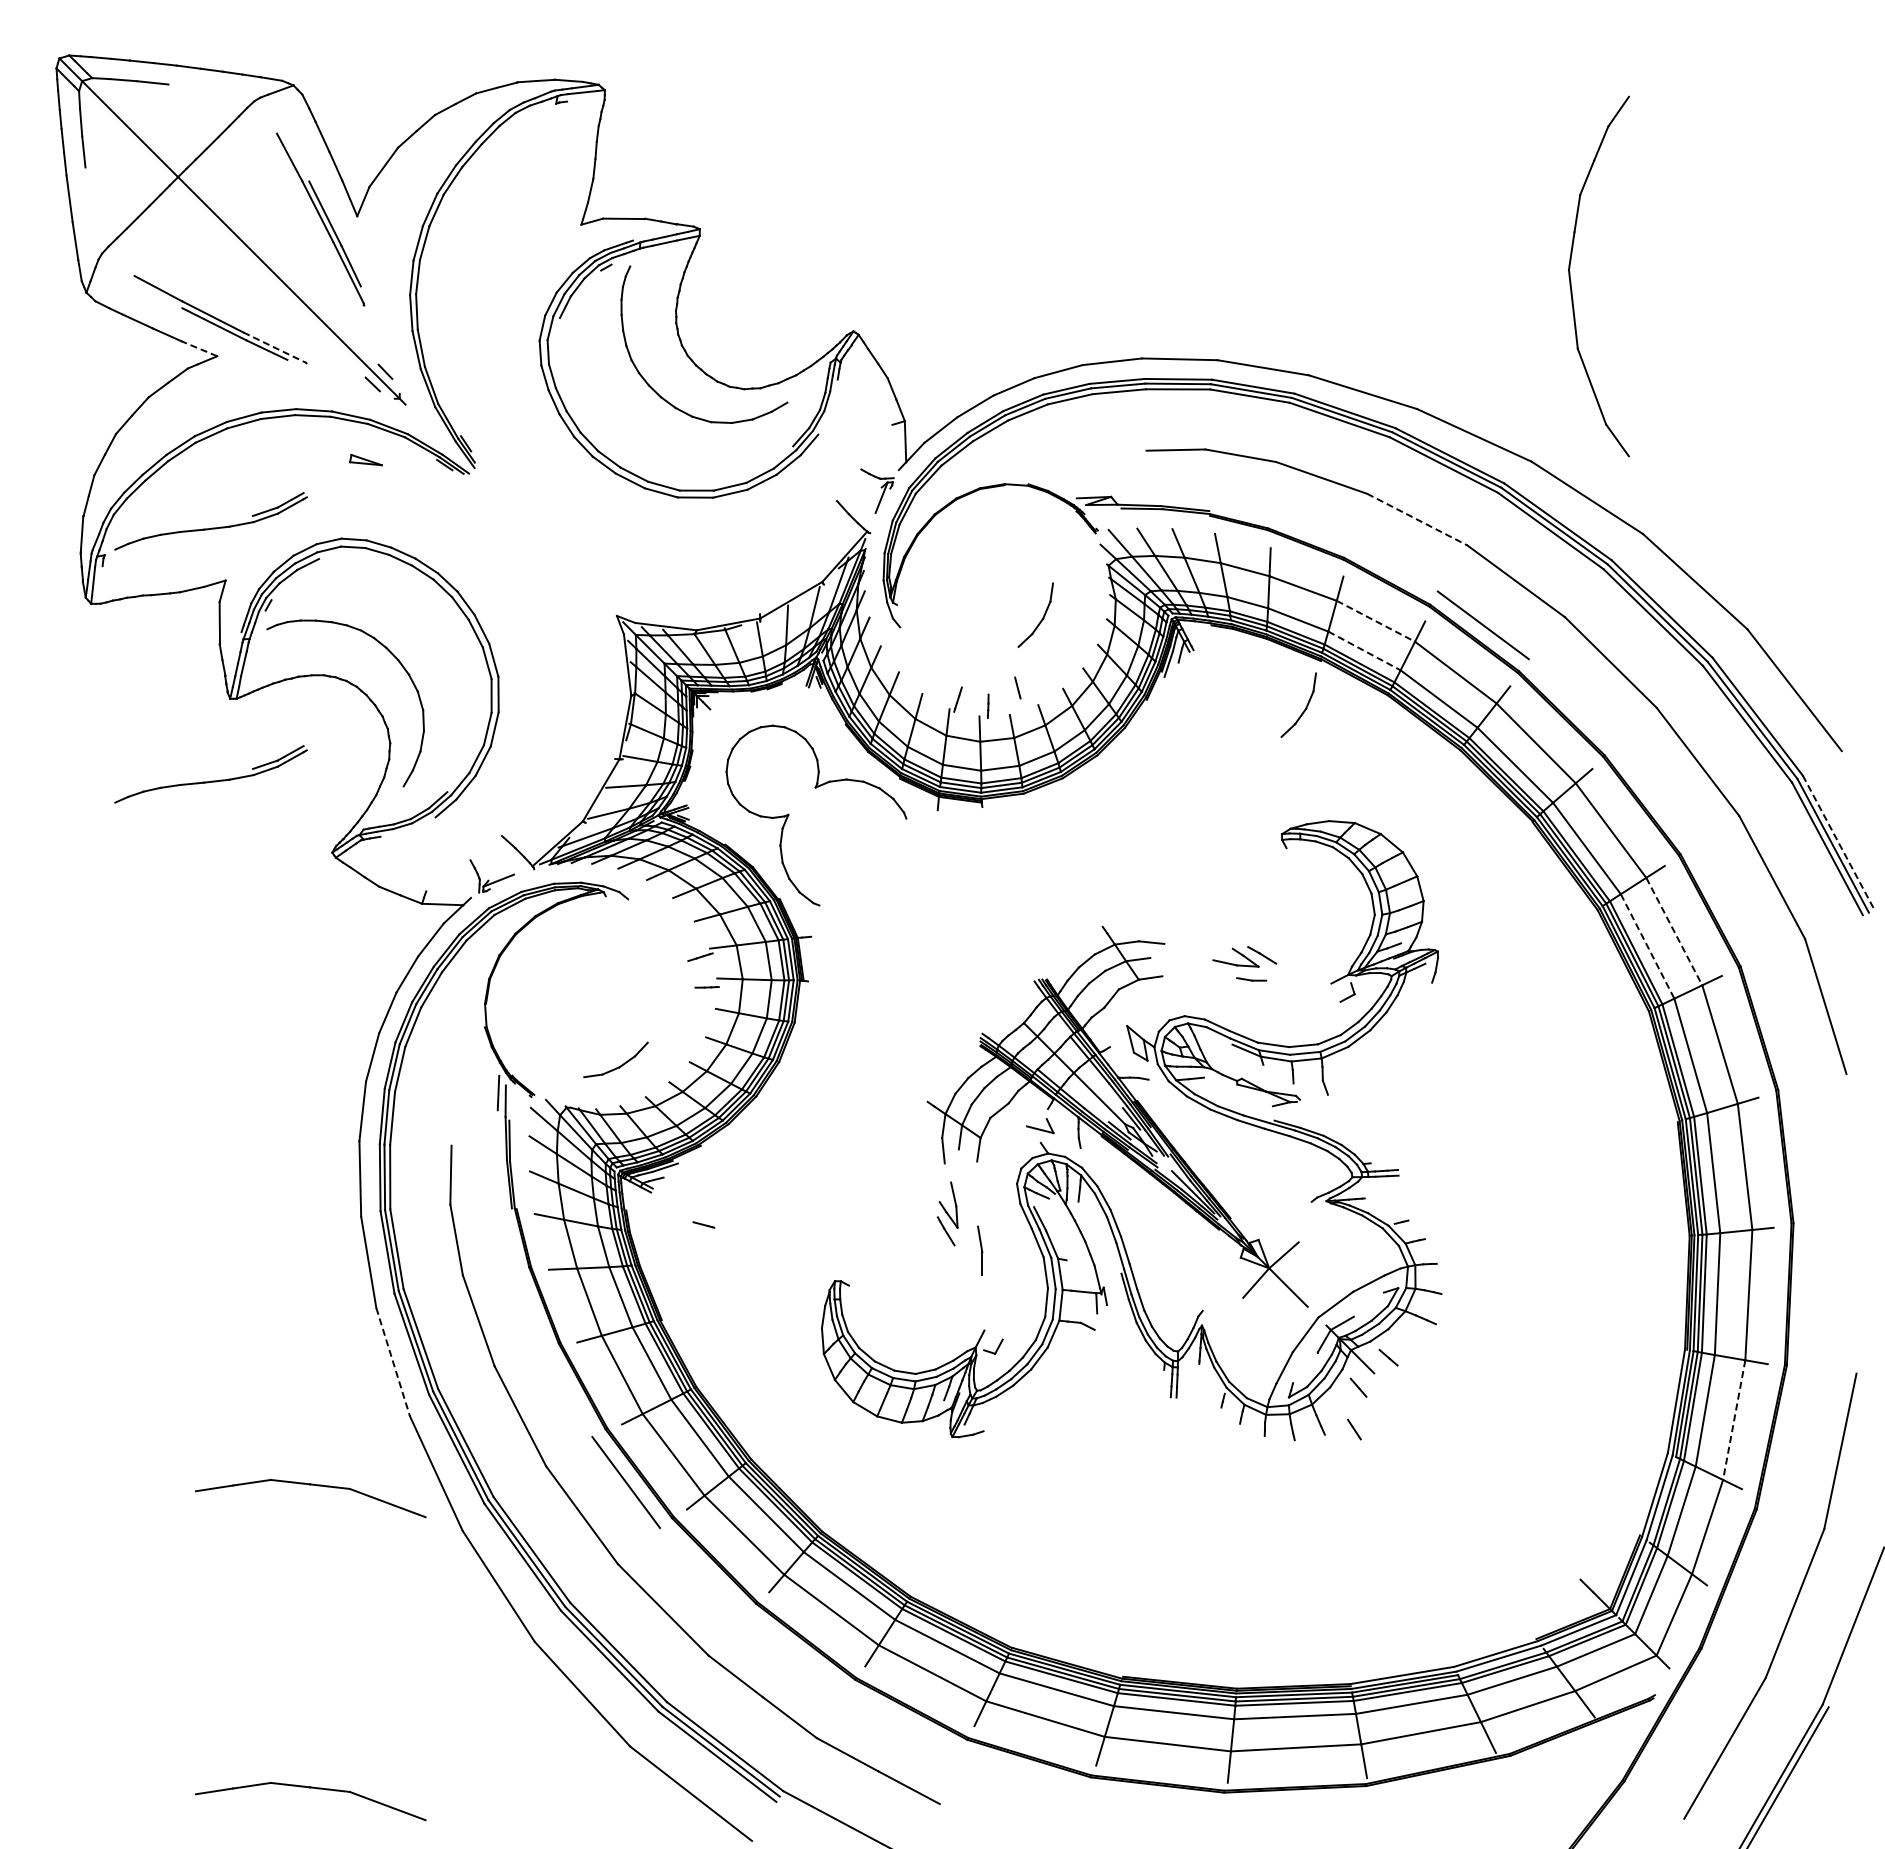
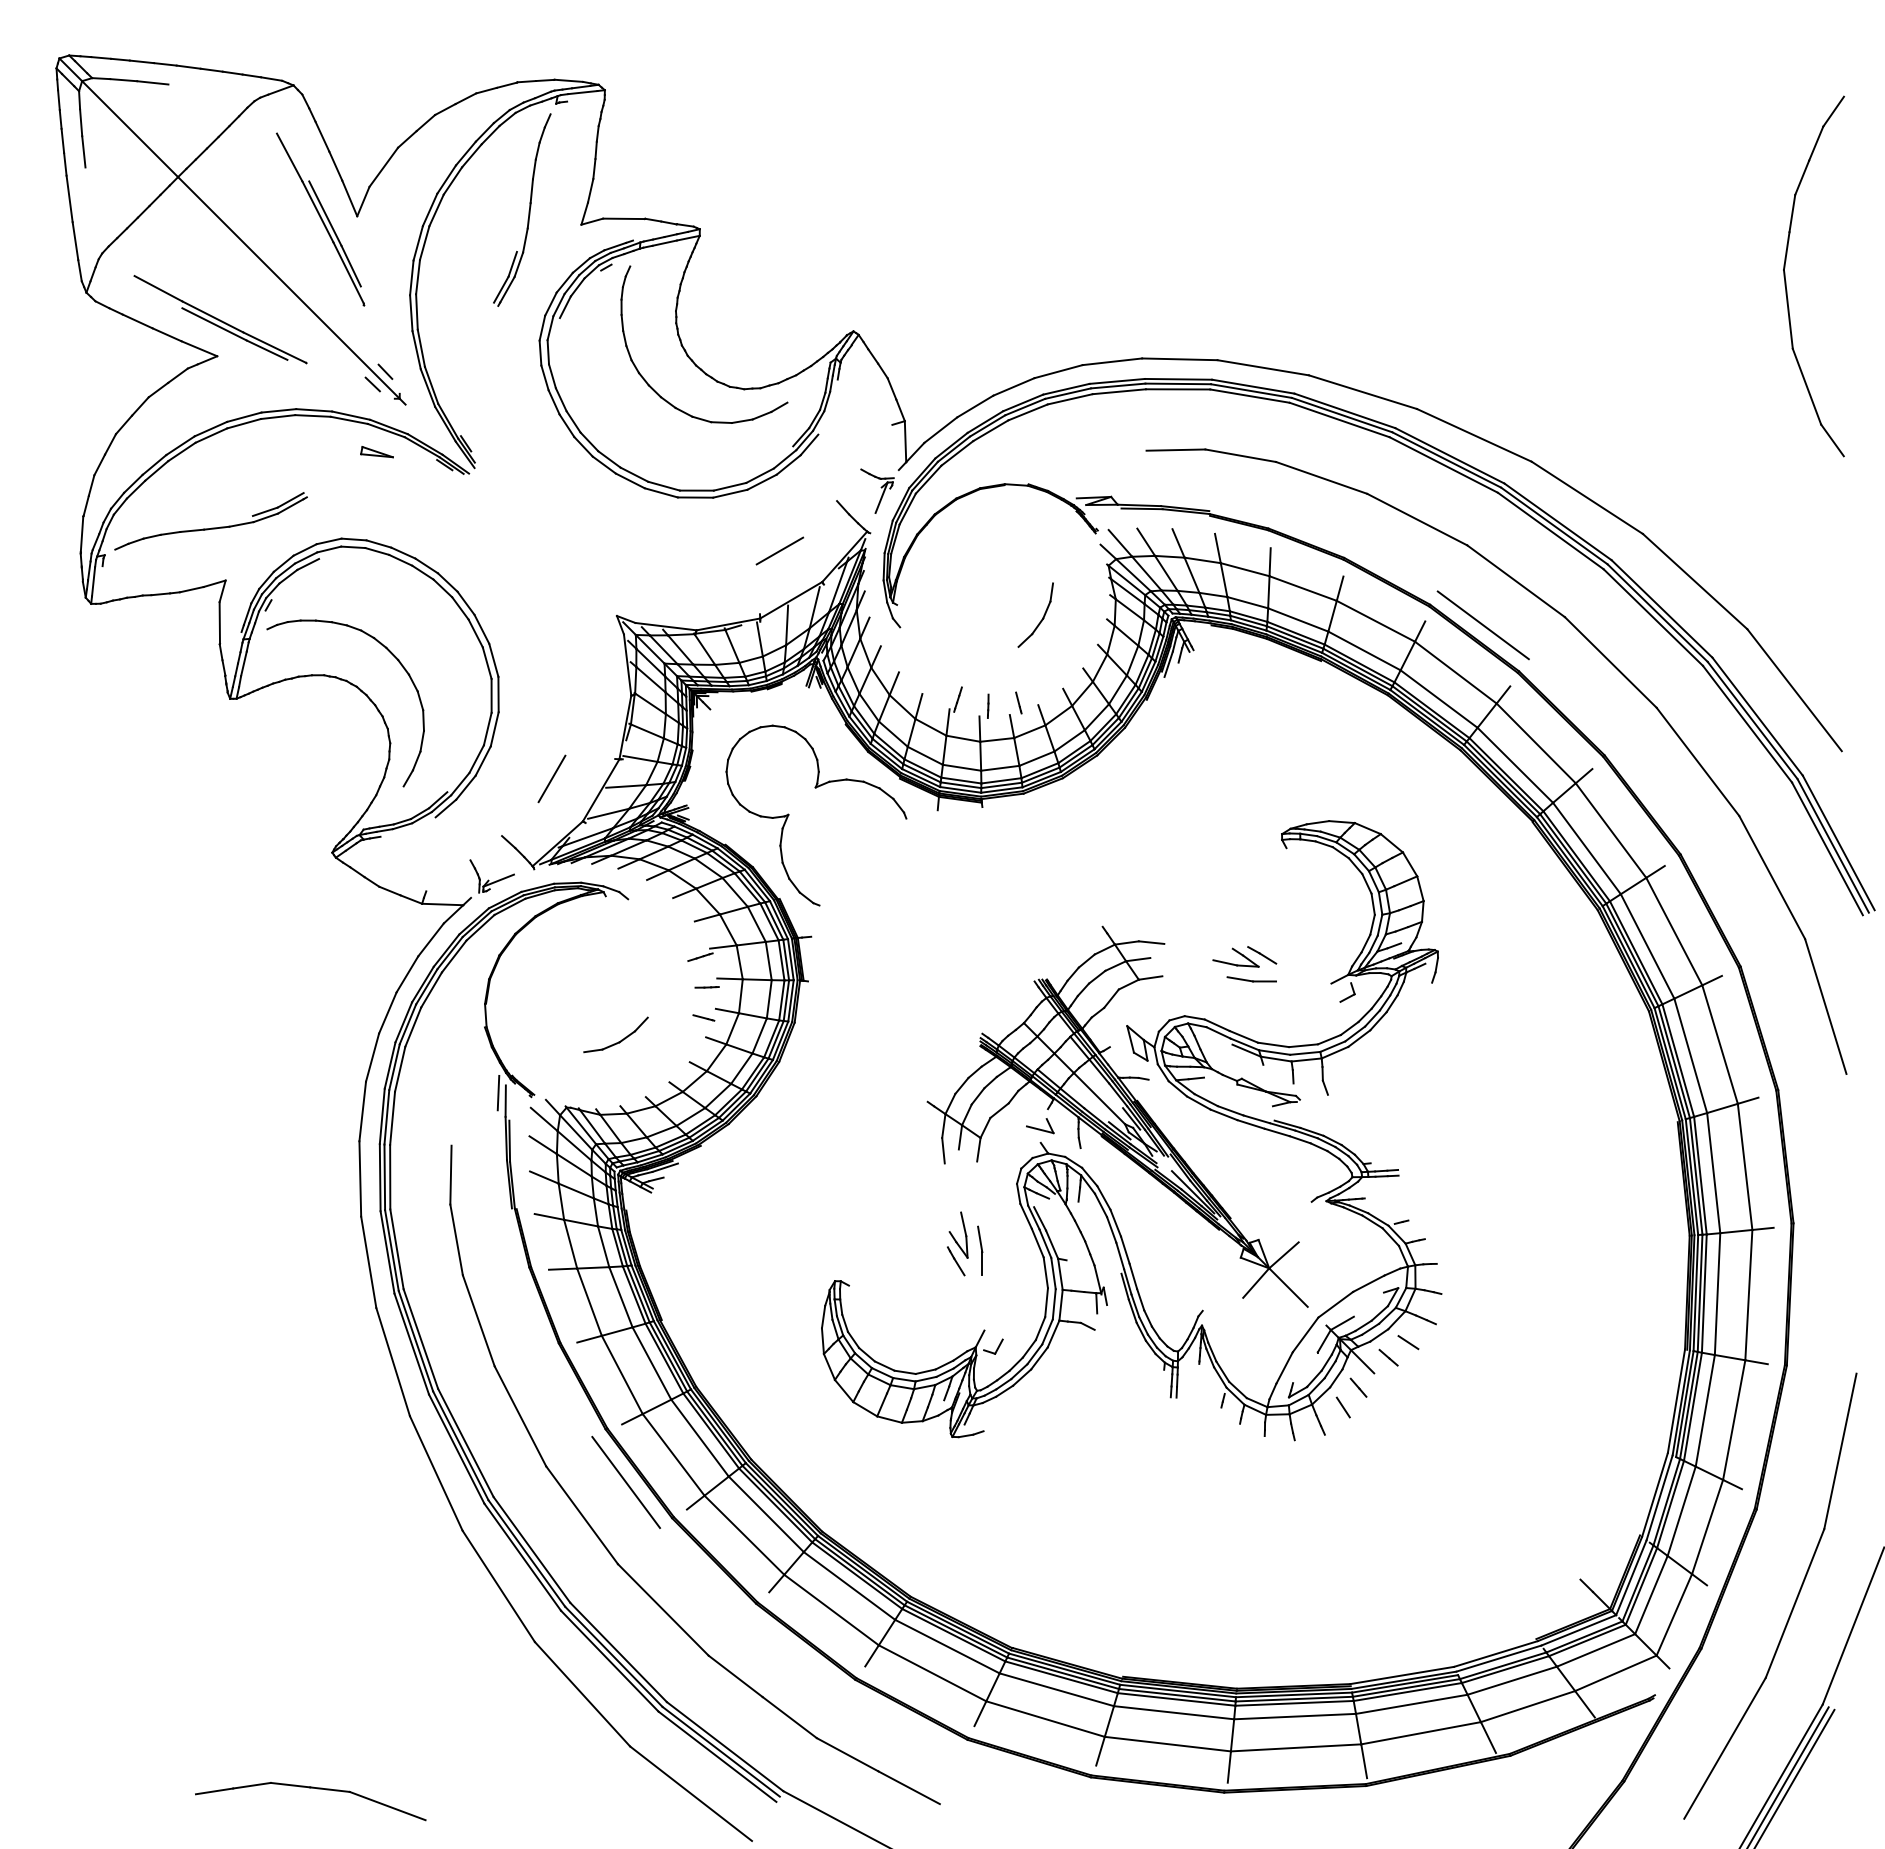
part: none -> present (528, 210)
part position: (1571, 281) -> (1786, 281) (1786, 281)
line: dashed -> solid (274, 347)
line: dashed -> solid (199, 348)
part position: (365, 460) -> (376, 452) (376, 452)
line: dashed -> solid (1417, 519)
line: none -> present (779, 550)
line: dashed -> solid (1376, 621)
line: dashed -> solid (1364, 650)
line position: (1017, 687) -> (1018, 702) (1018, 702)
part: present -> none (1305, 707)
line: none -> present (551, 778)
part: present -> none (211, 780)
line: dashed -> solid (1838, 843)
line: dashed -> solid (1674, 931)
line: dashed -> solid (1647, 946)
part size: 32x5 px -> 51x7 px (1251, 979)
part position: (618, 1066) -> (618, 1041) (618, 1041)
part position: (947, 1213) -> (957, 1243) (957, 1243)
line position: (703, 1224) -> (703, 1017) (703, 1017)
line: none -> present (1408, 1342)
line: dashed -> solid (393, 1362)
line: dashed -> solid (1734, 1420)
line position: (1353, 1429) -> (1342, 1407) (1342, 1407)
part: present -> none (310, 1485)
line: none -> present (1795, 1777)
